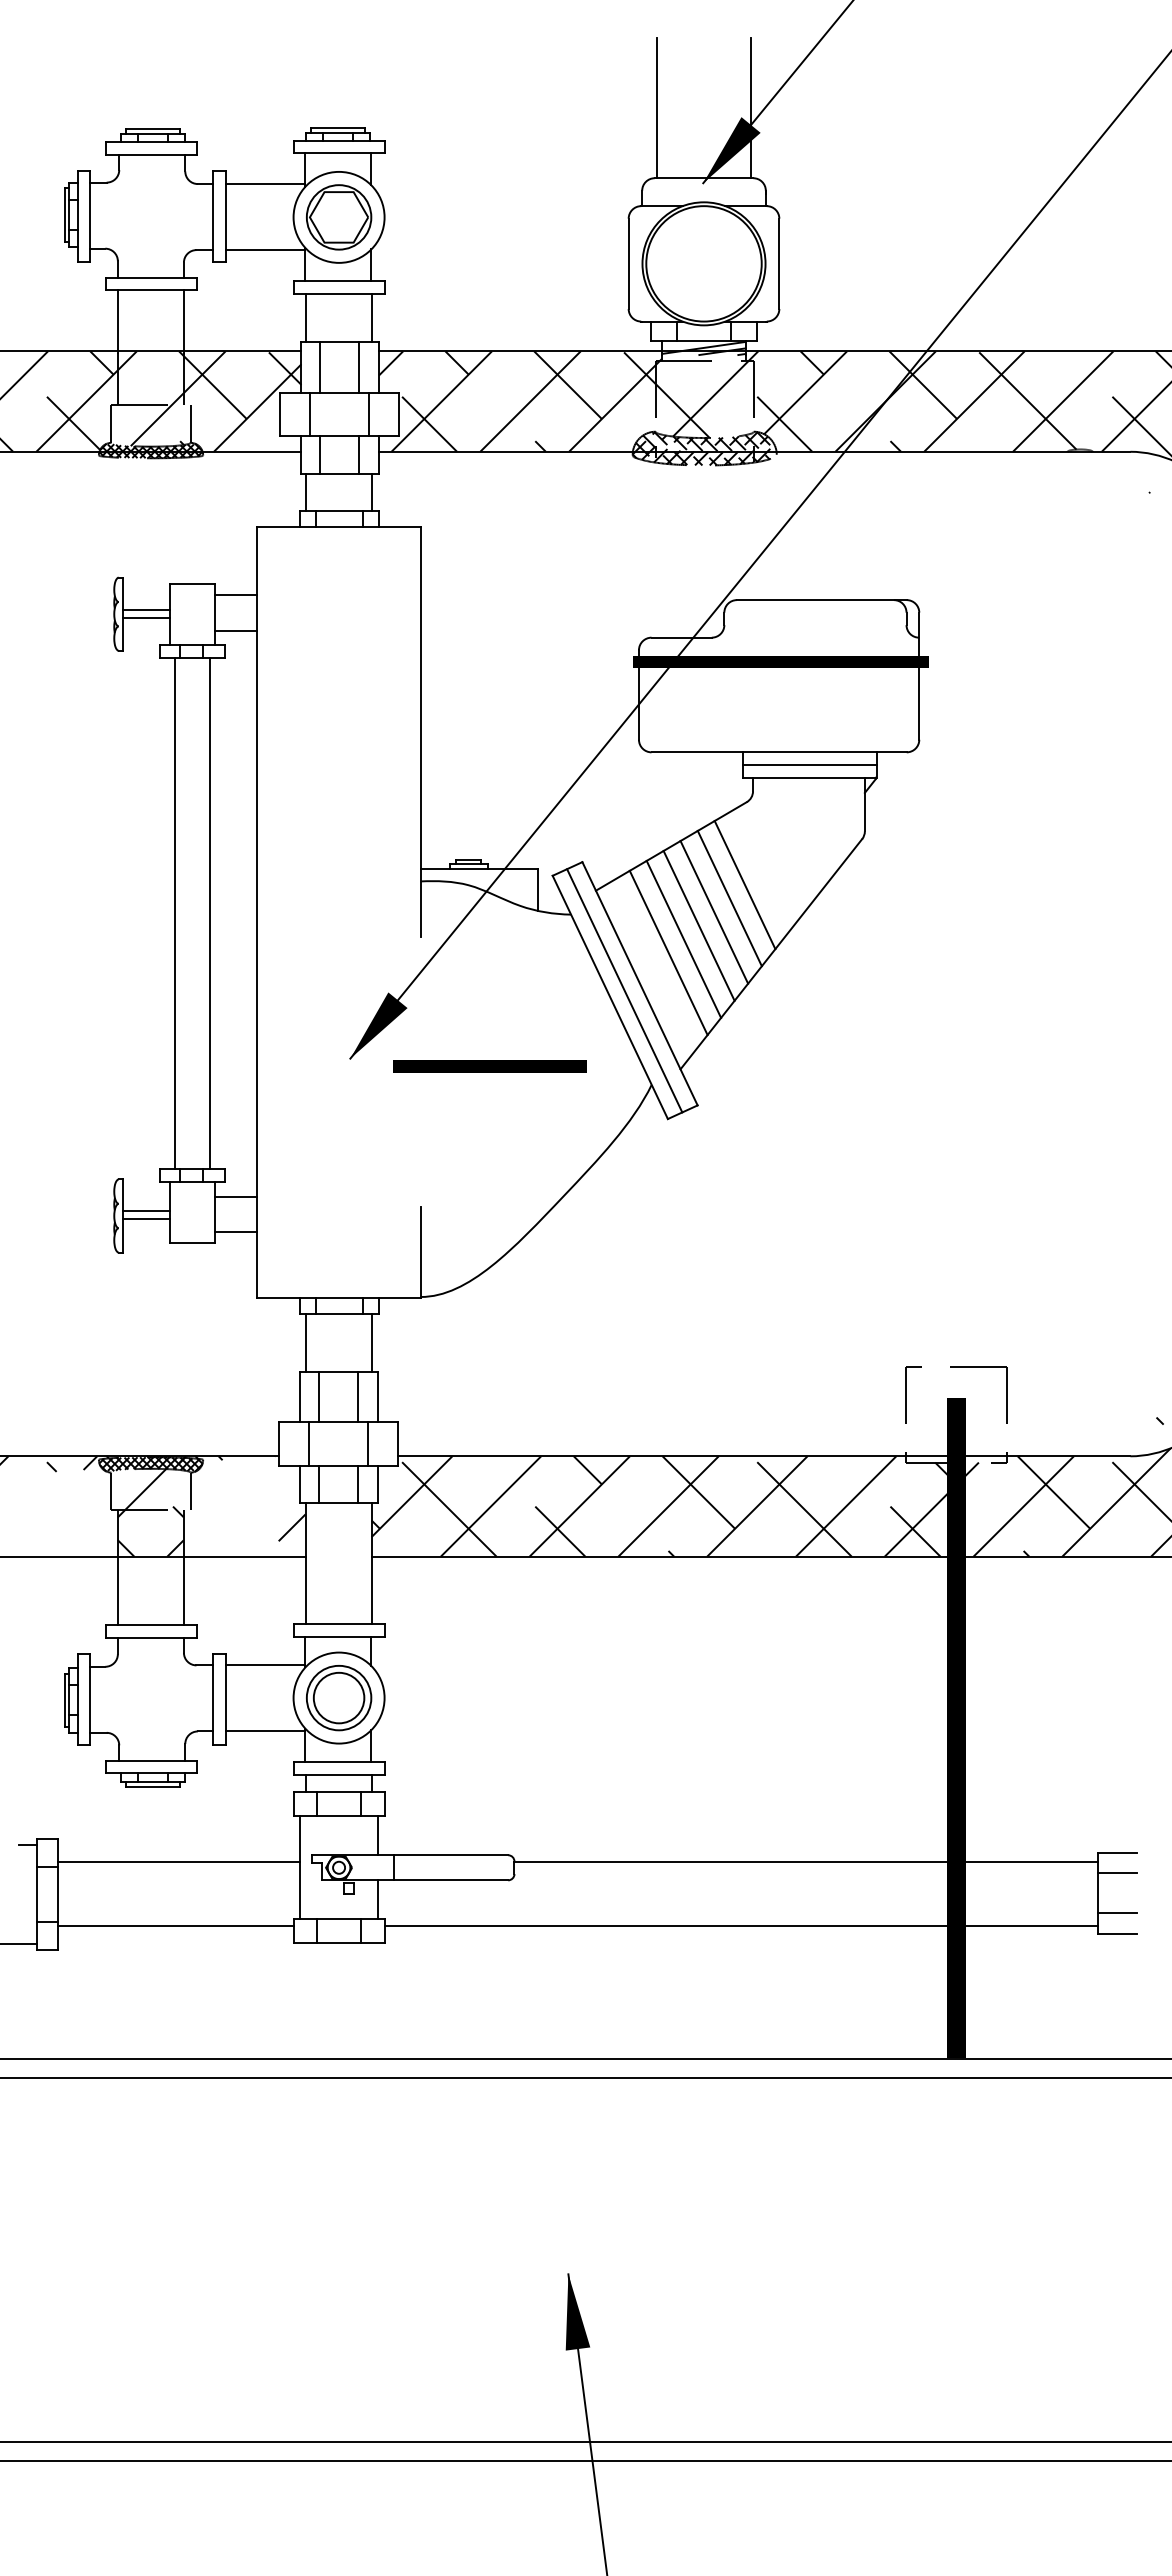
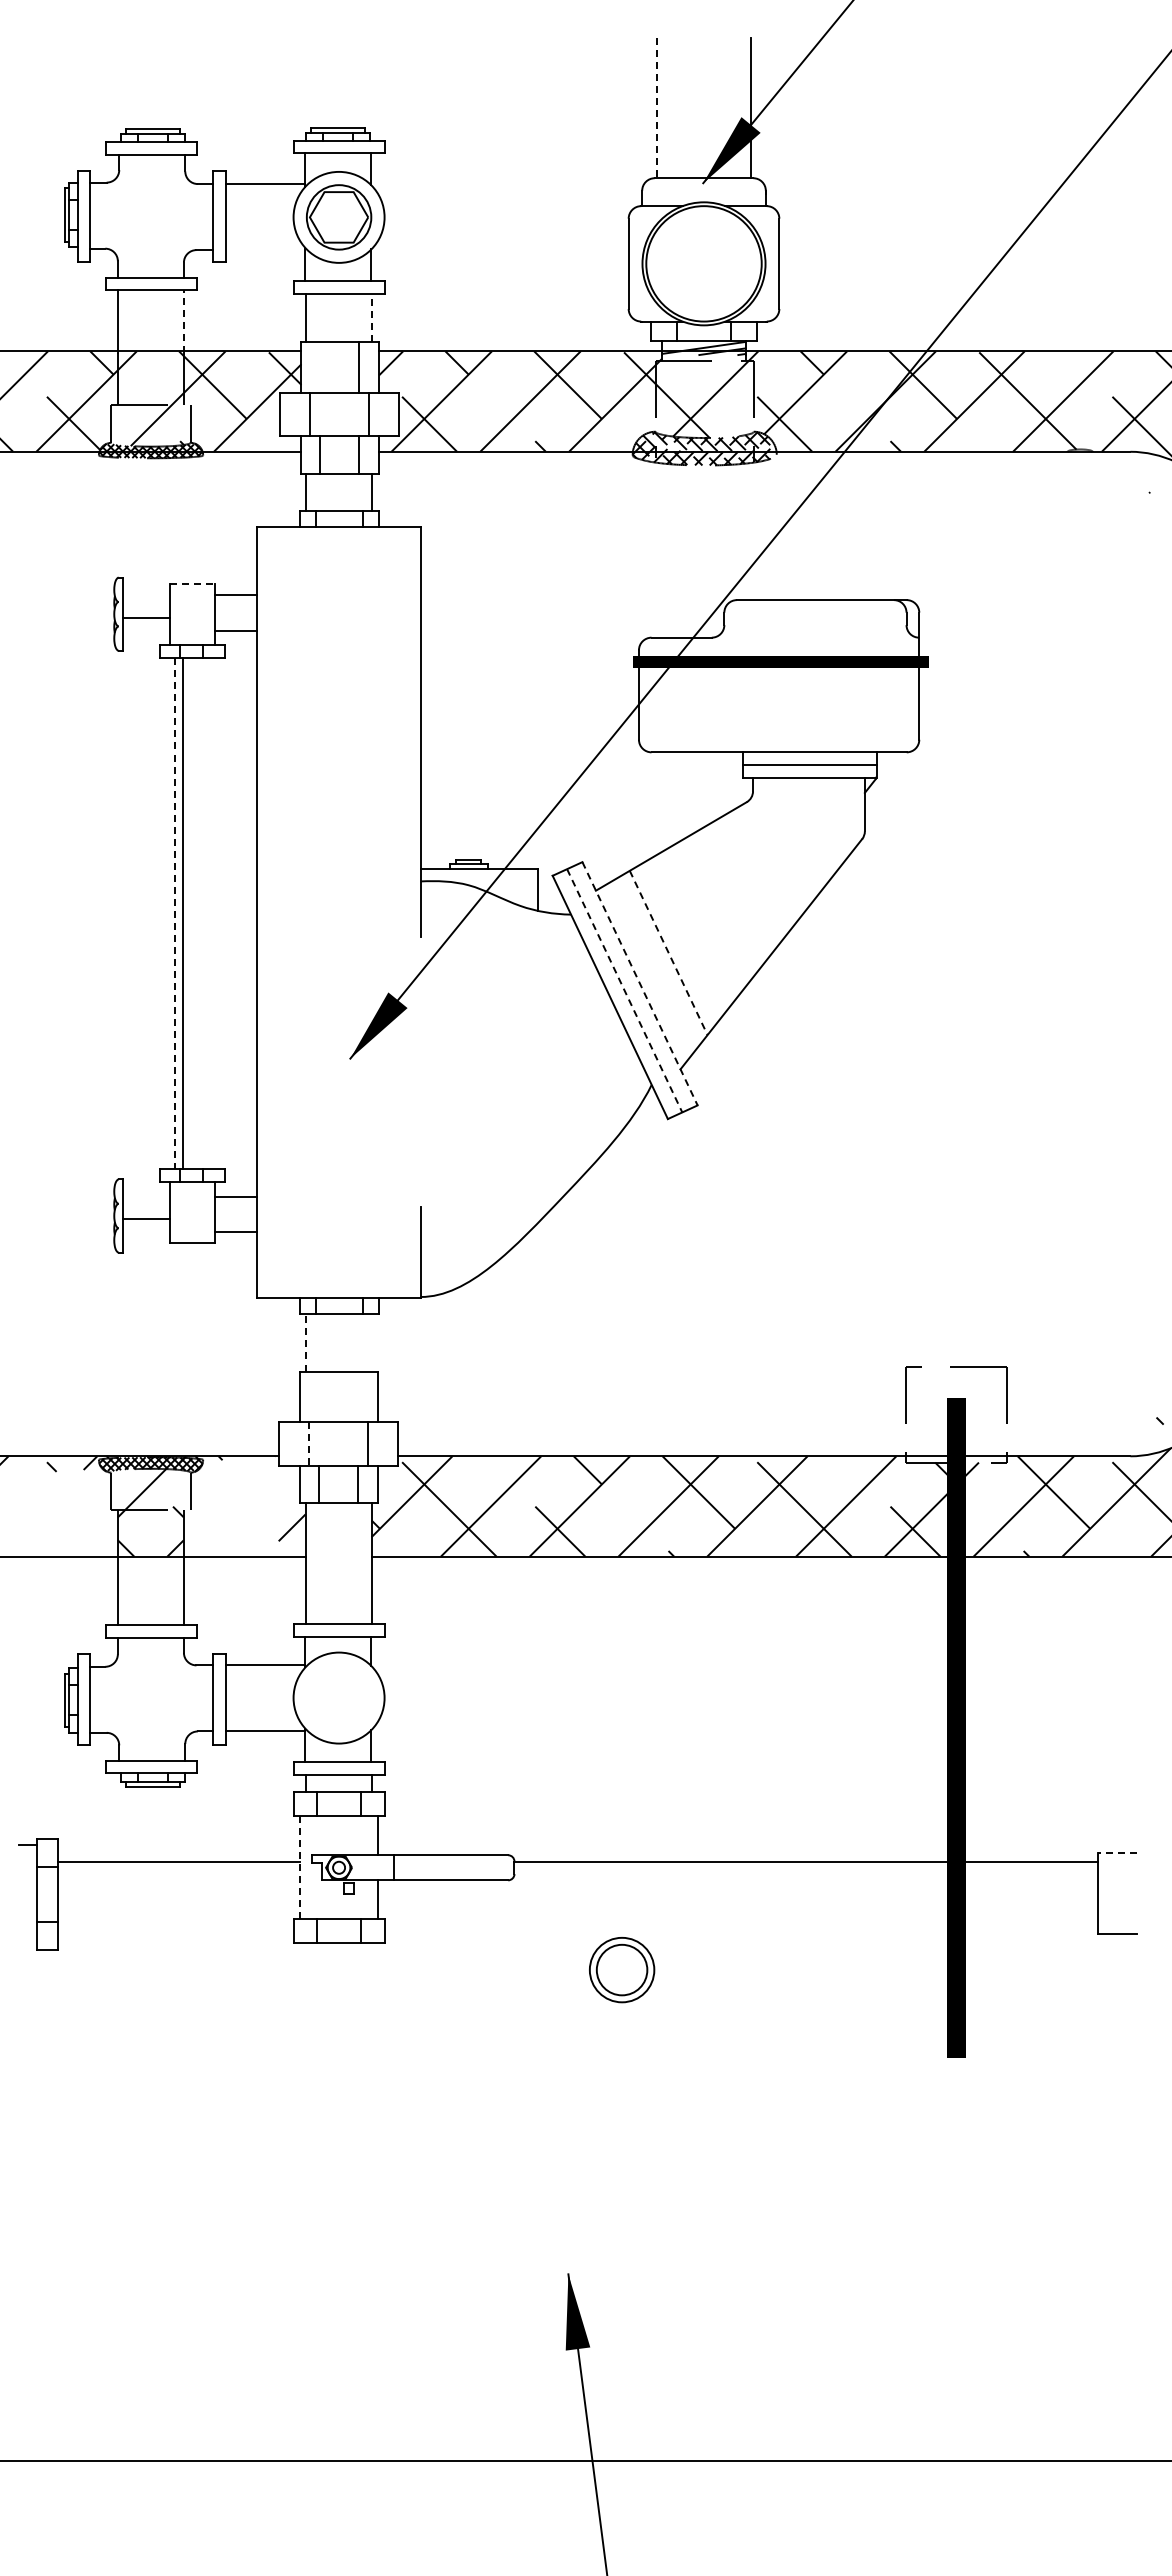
line: solid -> dashed (656, 108)
line: present -> none (265, 250)
line: solid -> dashed (372, 317)
line: solid -> dashed (183, 321)
line: present -> none (320, 367)
line: solid -> dashed (193, 584)
line: present -> none (146, 609)
line: present -> none (744, 885)
line: present -> none (729, 898)
line: present -> none (714, 912)
line position: (210, 913) -> (183, 913) (183, 913)
line: solid -> dashed (174, 914)
line: present -> none (698, 925)
line: present -> none (683, 938)
line: solid -> dashed (668, 952)
line: solid -> dashed (640, 983)
line: solid -> dashed (624, 990)
line: present -> none (489, 1066)
line: present -> none (146, 1211)
line: solid -> dashed (306, 1342)
line: present -> none (372, 1342)
line: present -> none (319, 1396)
line: present -> none (357, 1396)
line: solid -> dashed (308, 1443)
part position: (339, 1698) -> (622, 1970) (622, 1970)
line: solid -> dashed (1117, 1853)
line: solid -> dashed (300, 1867)
line: present -> none (1116, 1872)
line: present -> none (1116, 1912)
line: present -> none (175, 1926)
line: present -> none (740, 1926)
line: present -> none (19, 1943)
line: present -> none (585, 2059)
line: present -> none (585, 2077)
line: present -> none (585, 2441)
